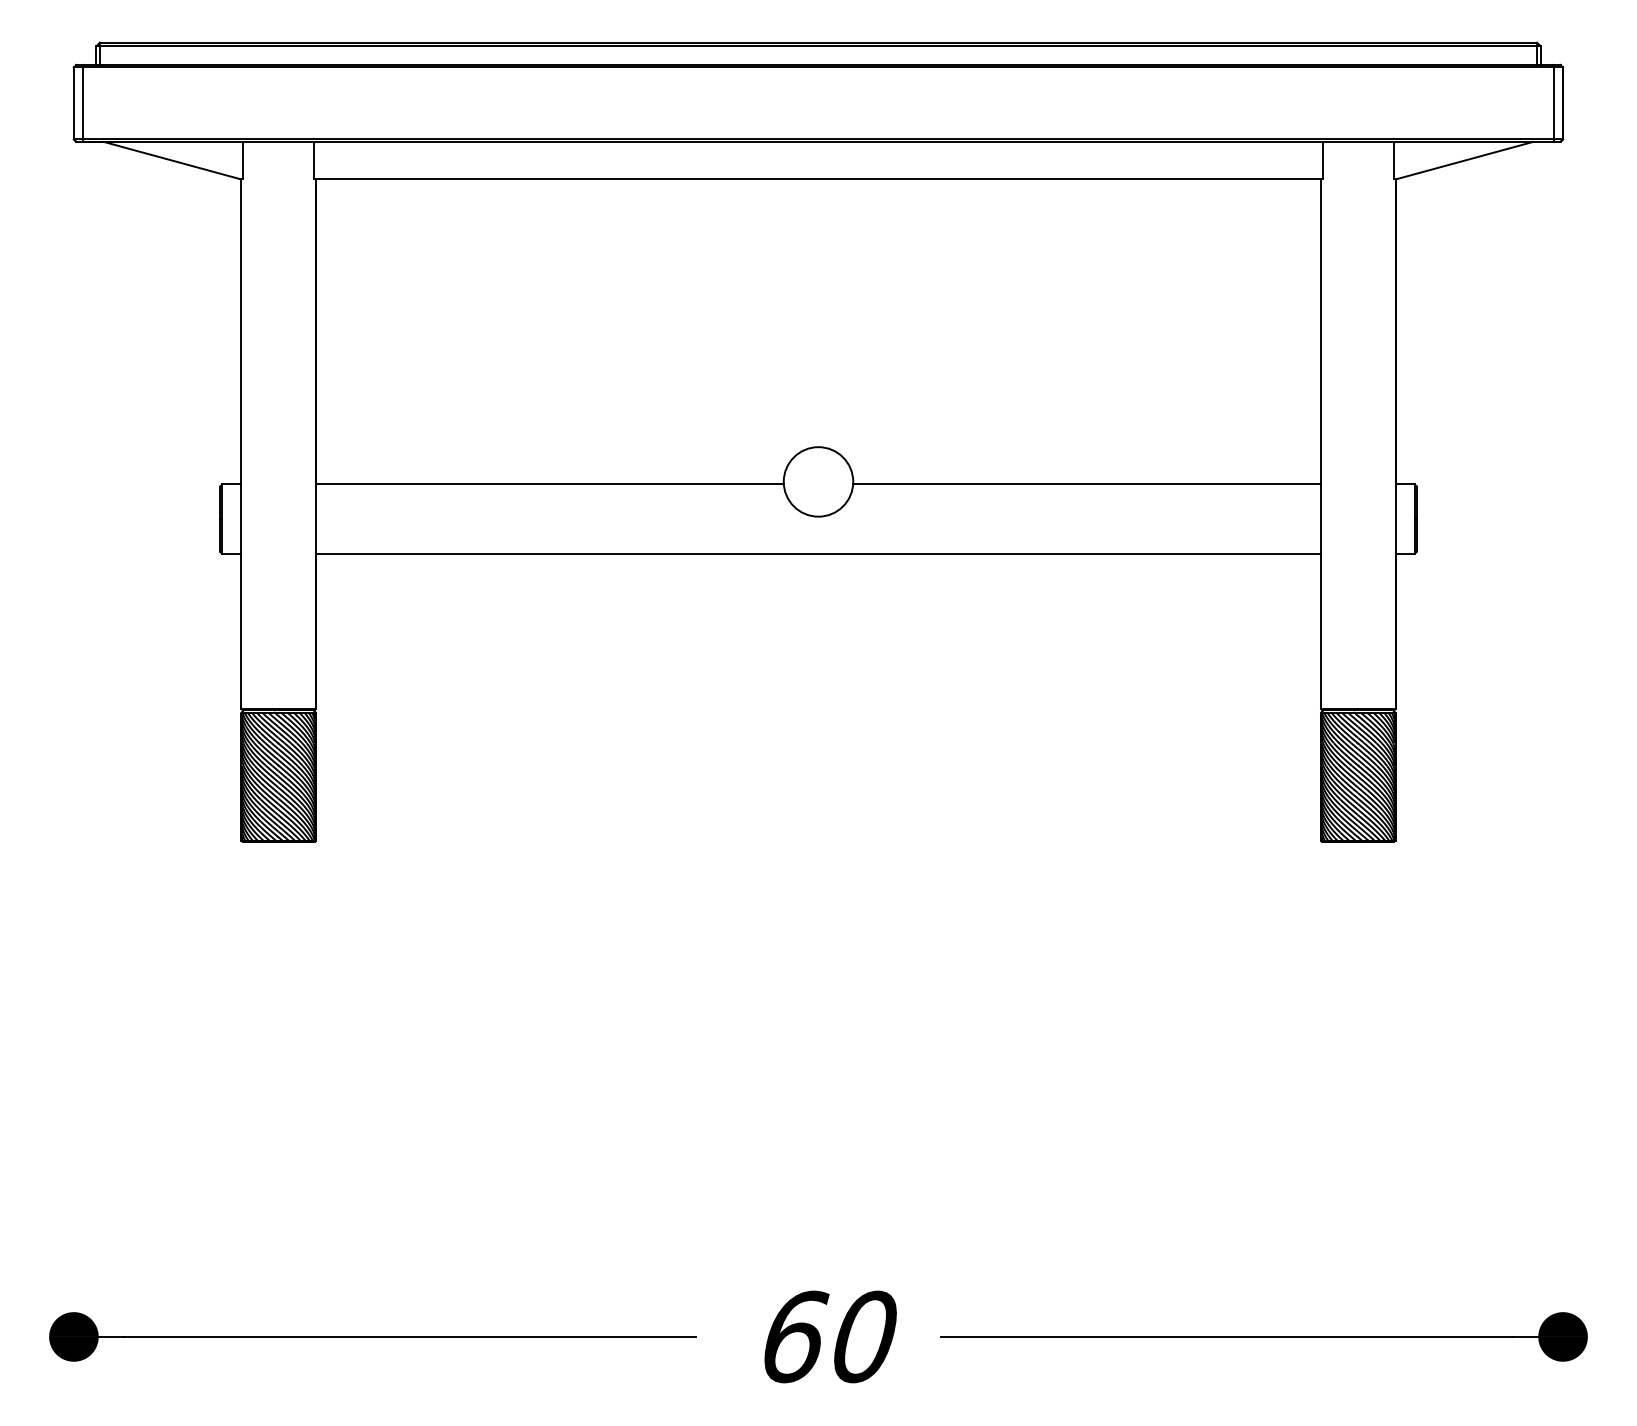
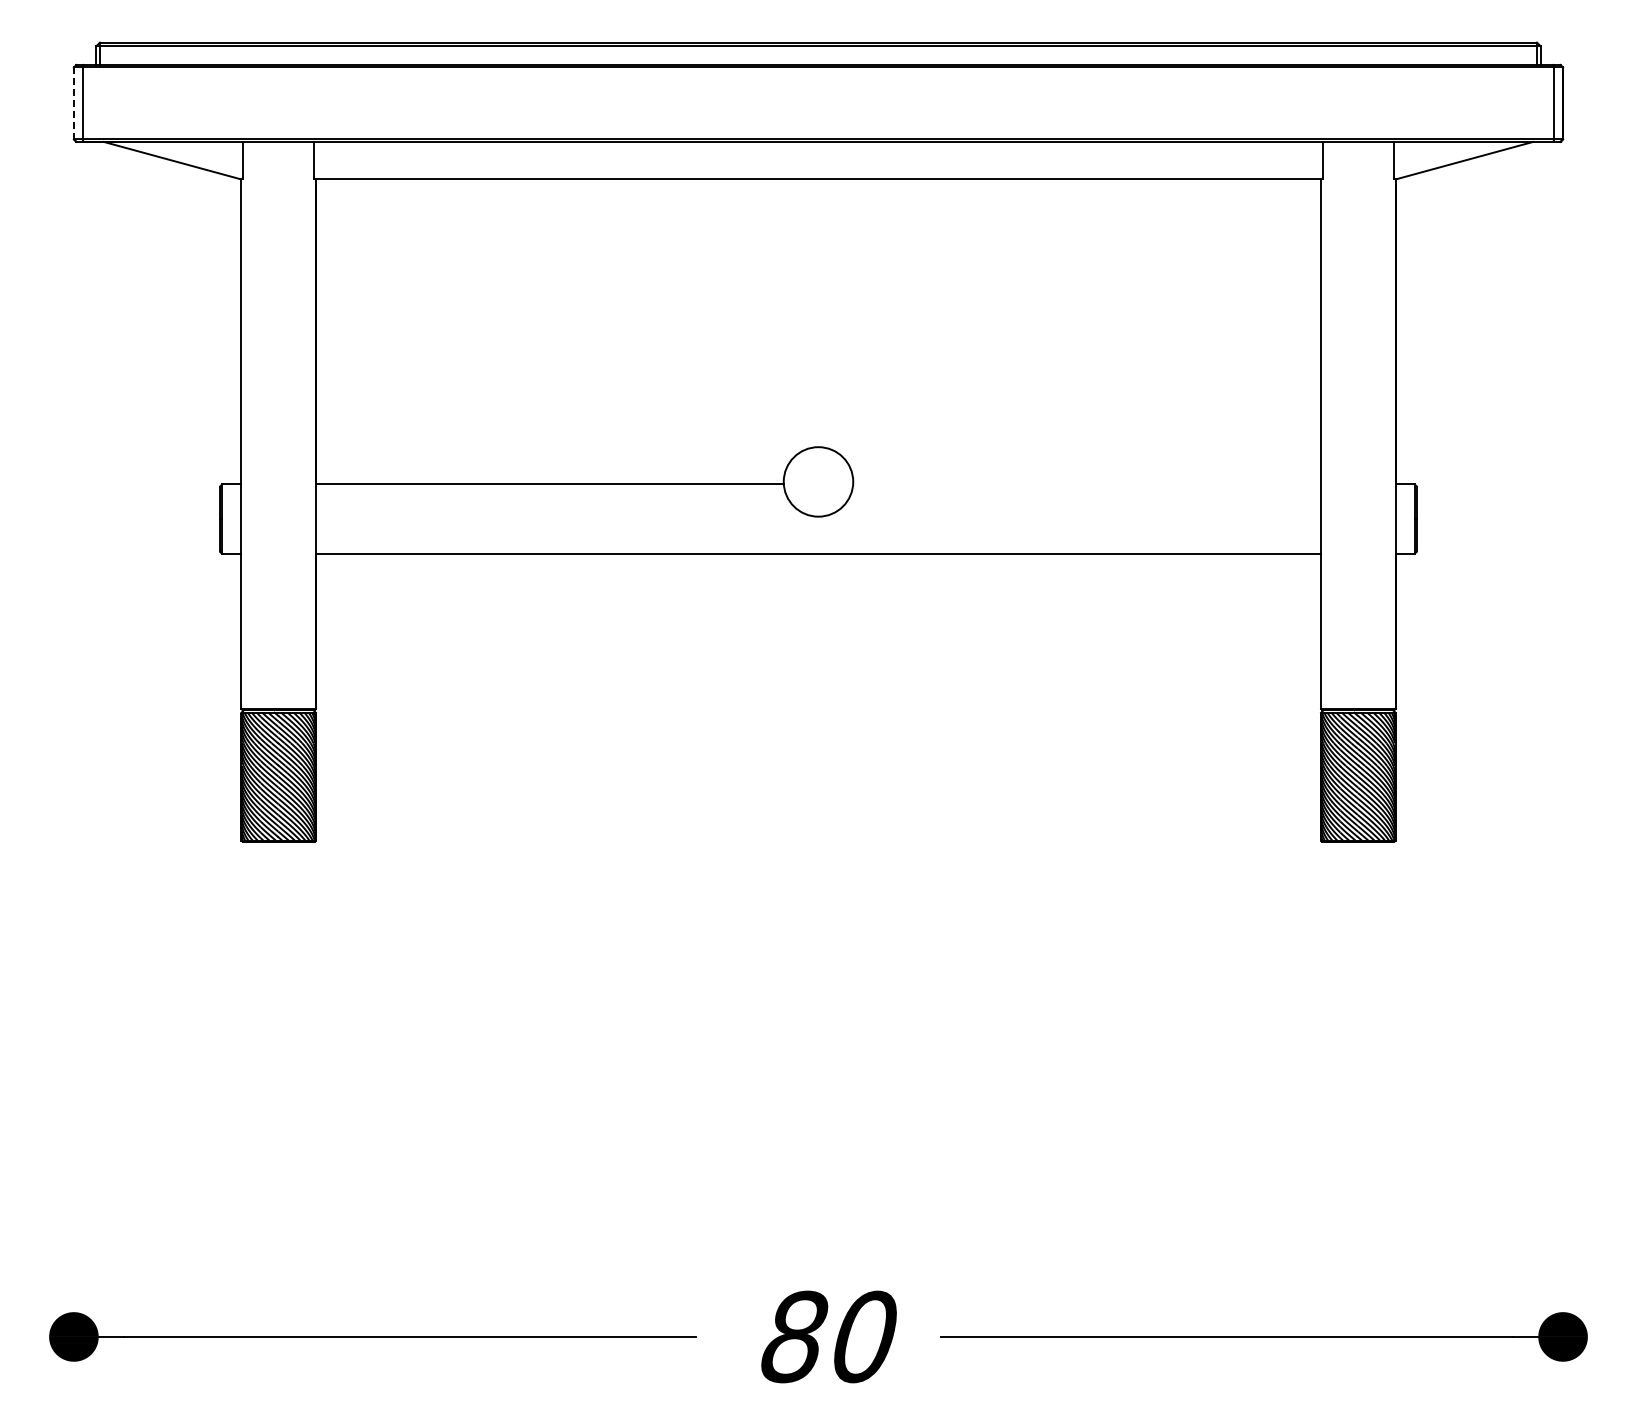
line: solid -> dashed (73, 103)
line: present -> none (1087, 484)
text: 60 -> 80 (795, 1336)
